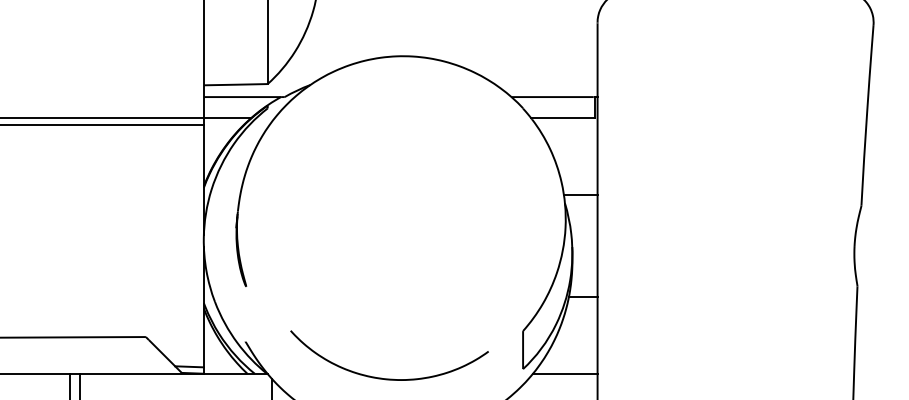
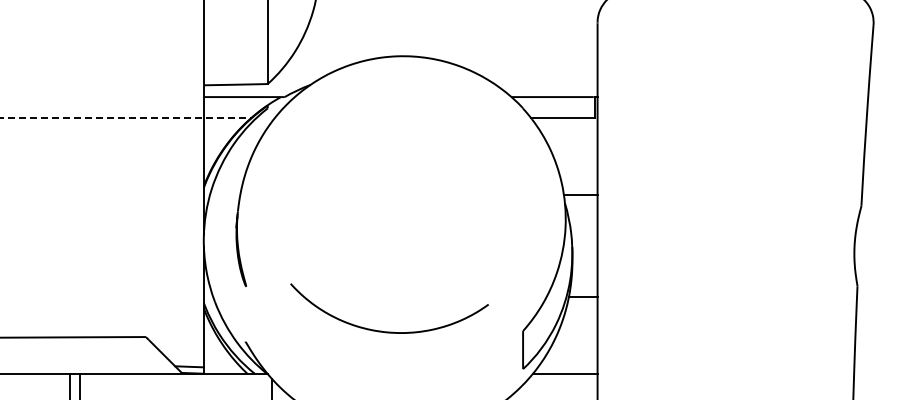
line: solid -> dashed (125, 118)
line: present -> none (102, 124)
part position: (389, 378) -> (389, 331) (389, 331)
